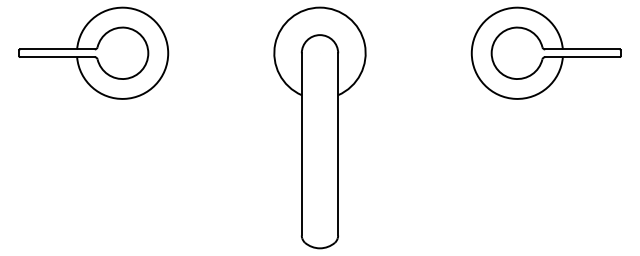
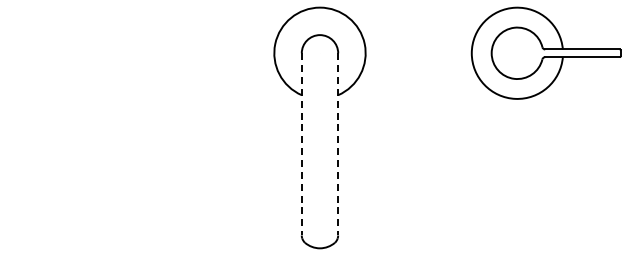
part: present -> none (93, 52)
line: solid -> dashed (301, 144)
line: solid -> dashed (338, 144)
